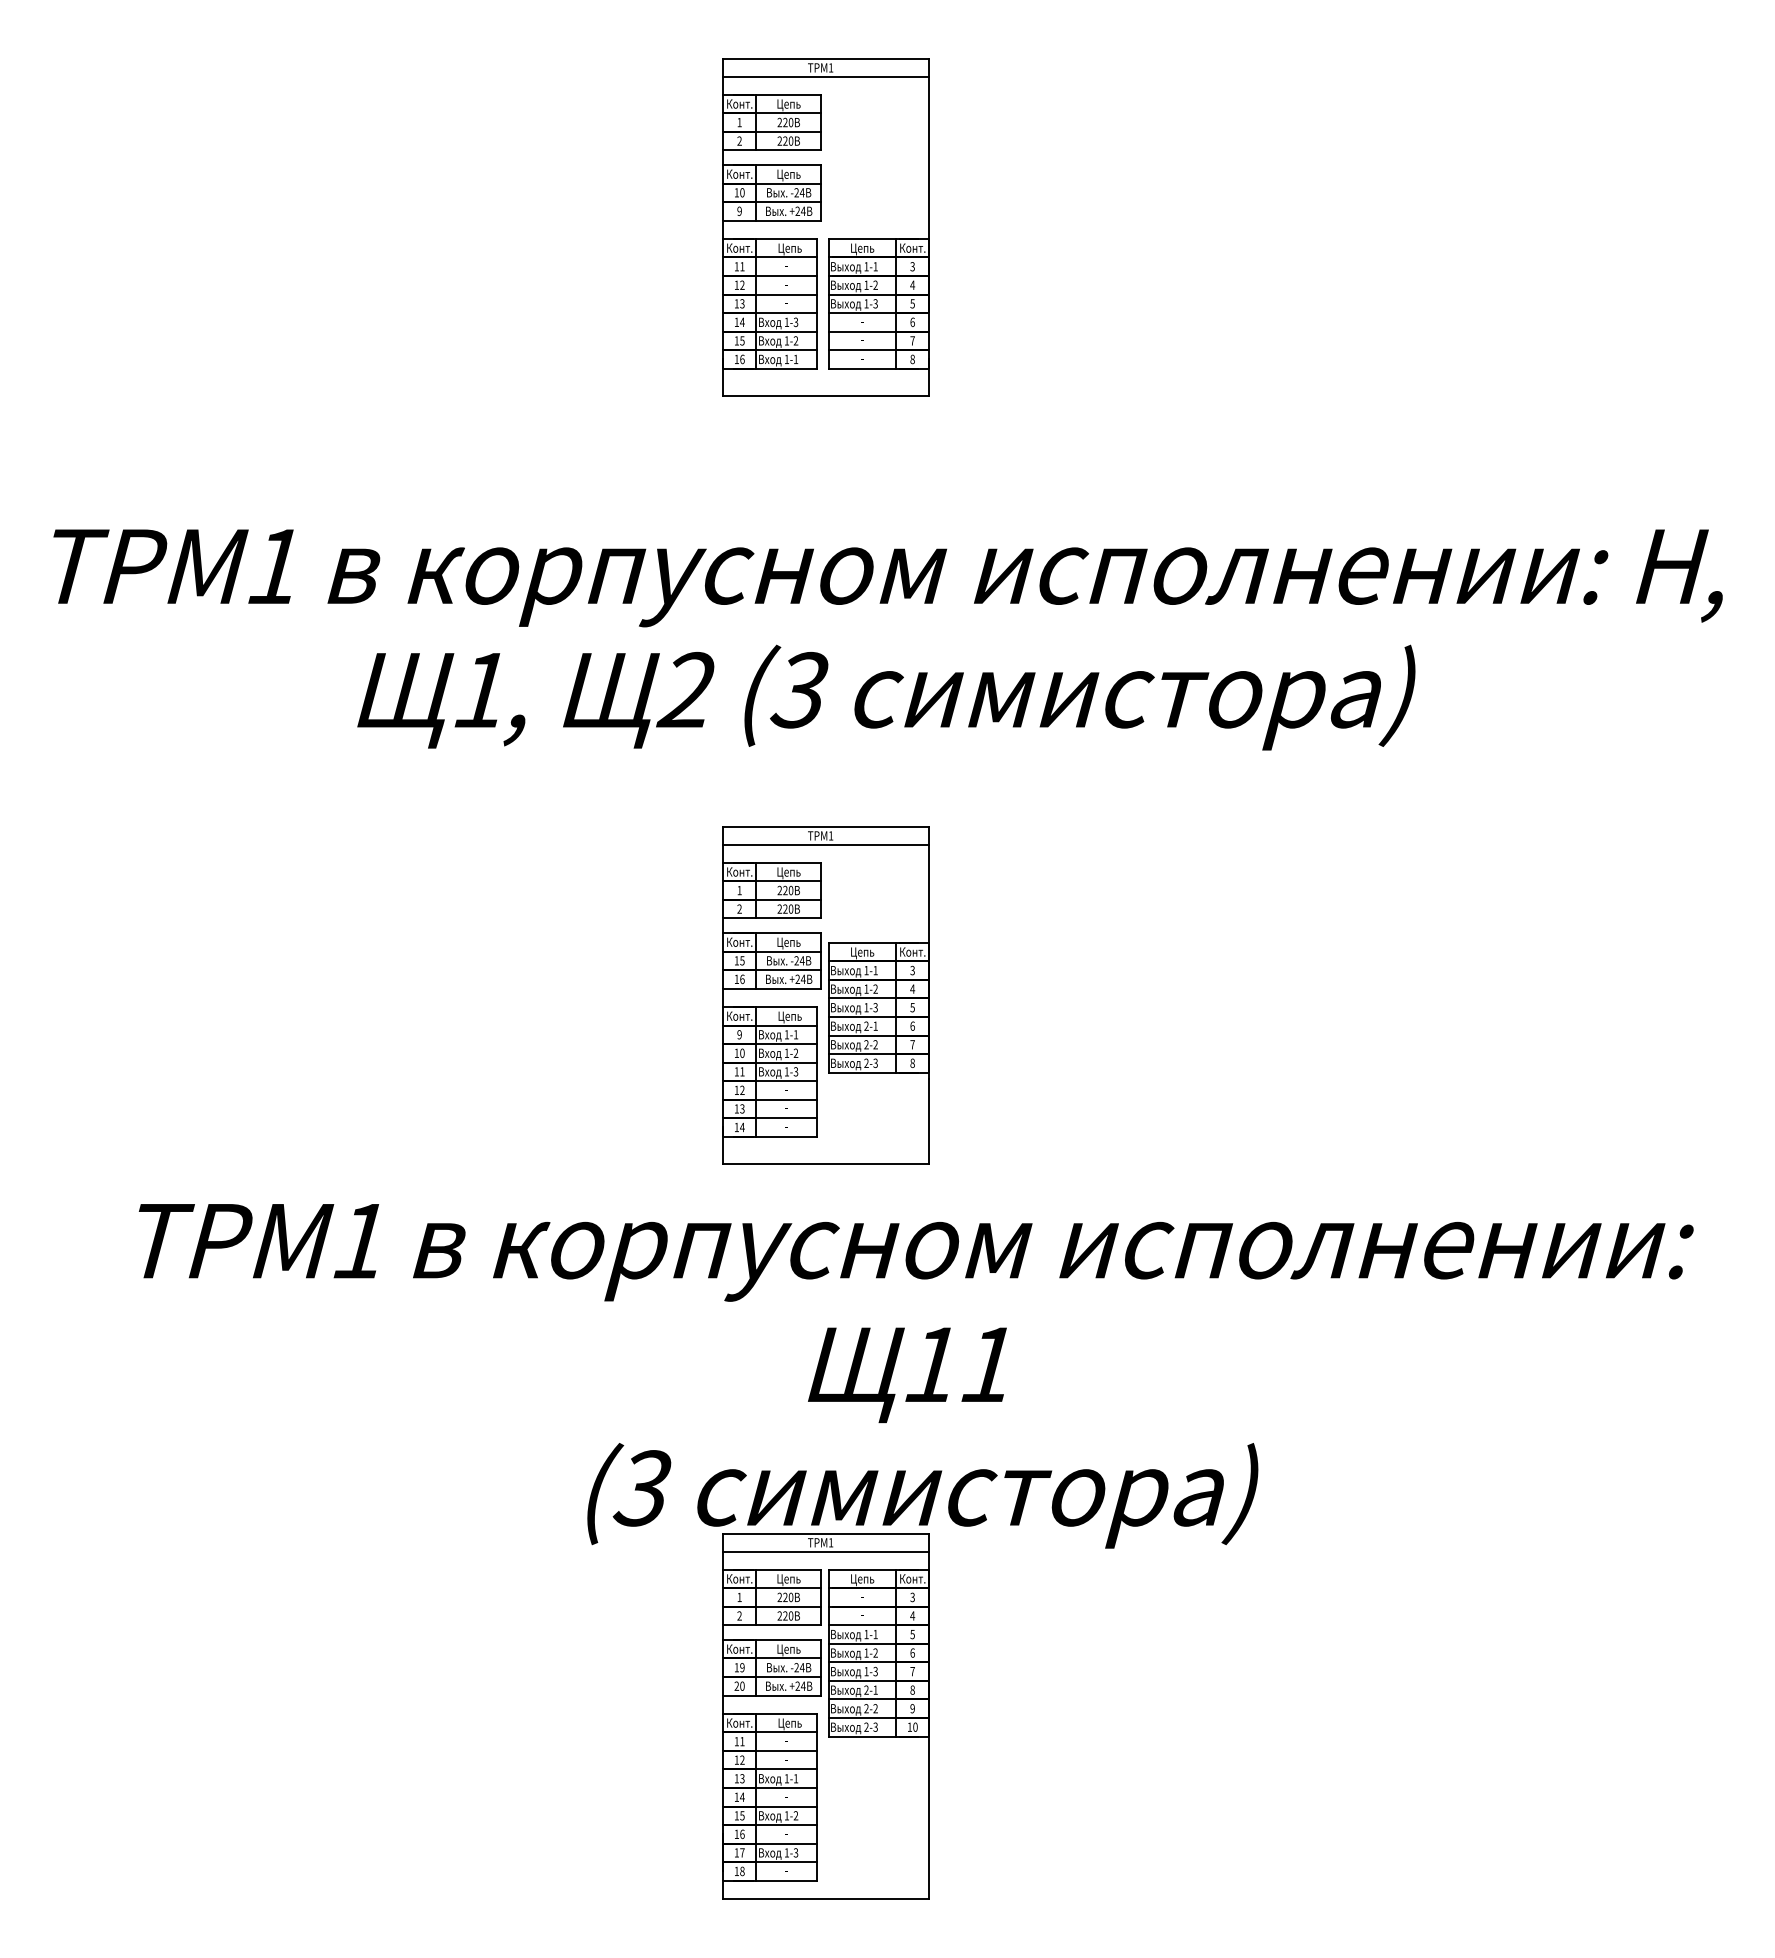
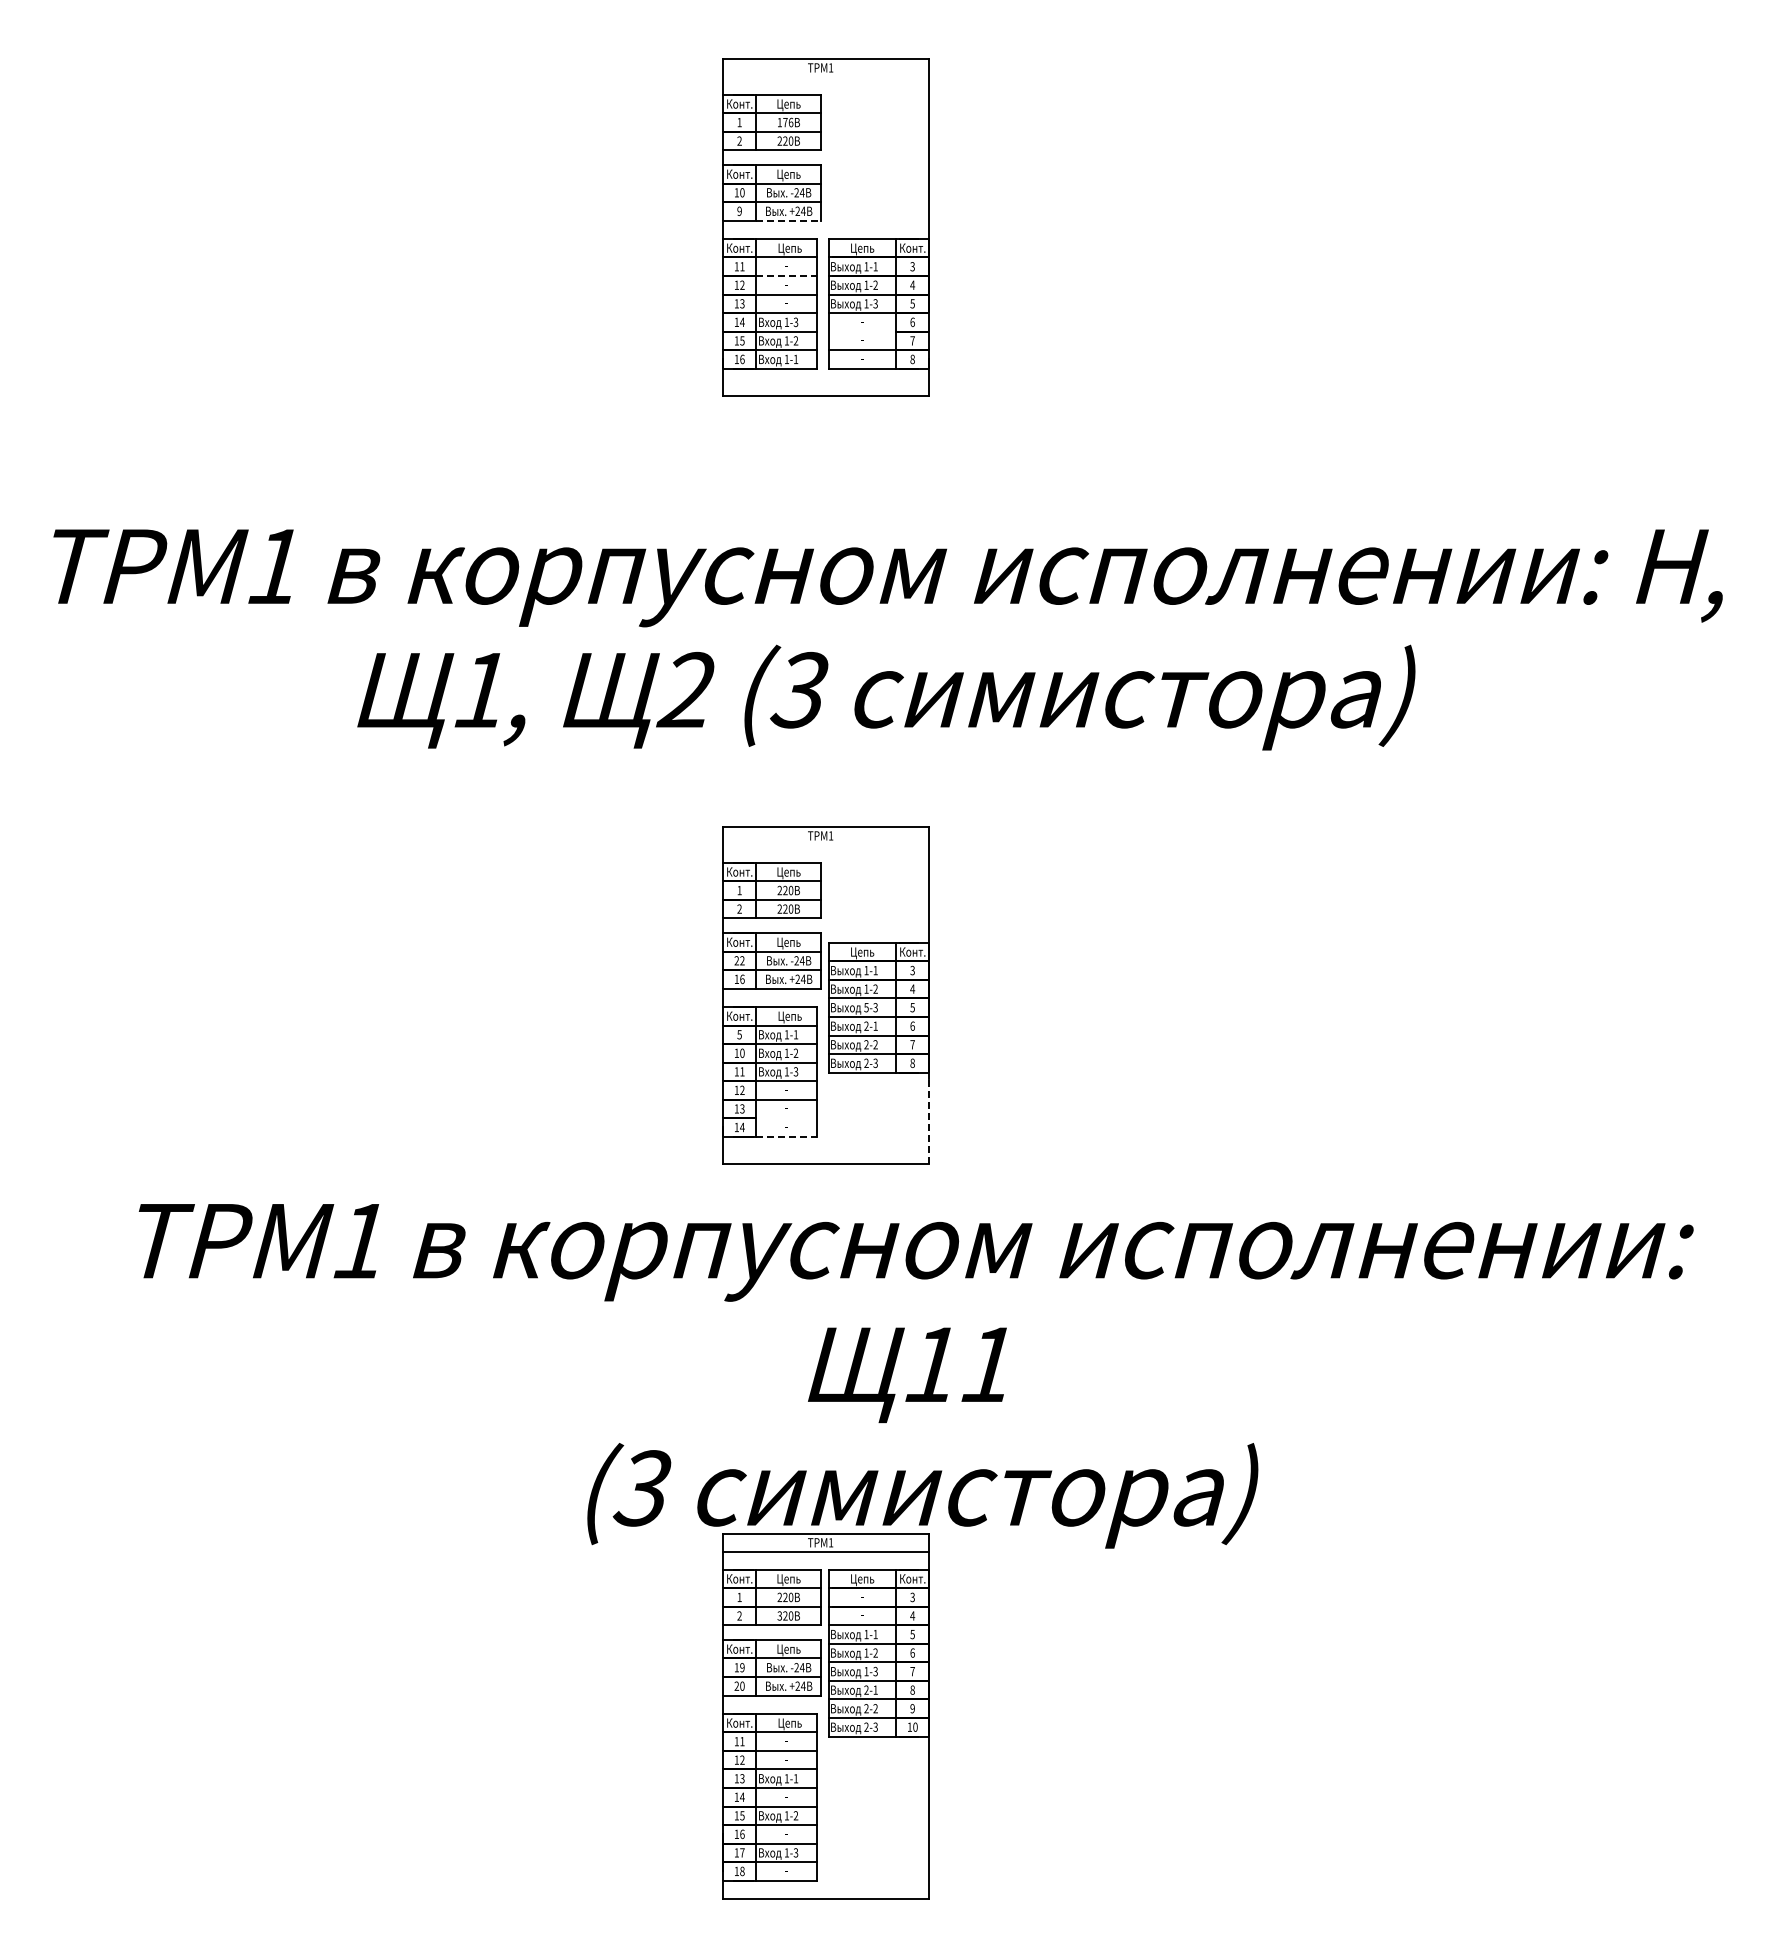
line: present -> none (826, 77)
text: 220 -> 176 (785, 122)
line: solid -> dashed (788, 220)
line: solid -> dashed (787, 276)
line: present -> none (862, 331)
line: present -> none (826, 845)
text: 15 -> 22 (739, 960)
text: 1-3 -> 5-3 (866, 1007)
text: 9 -> 5 (739, 1034)
line: present -> none (786, 1118)
line: solid -> dashed (929, 1121)
line: solid -> dashed (787, 1136)
text: 220 -> 320 (779, 1616)
